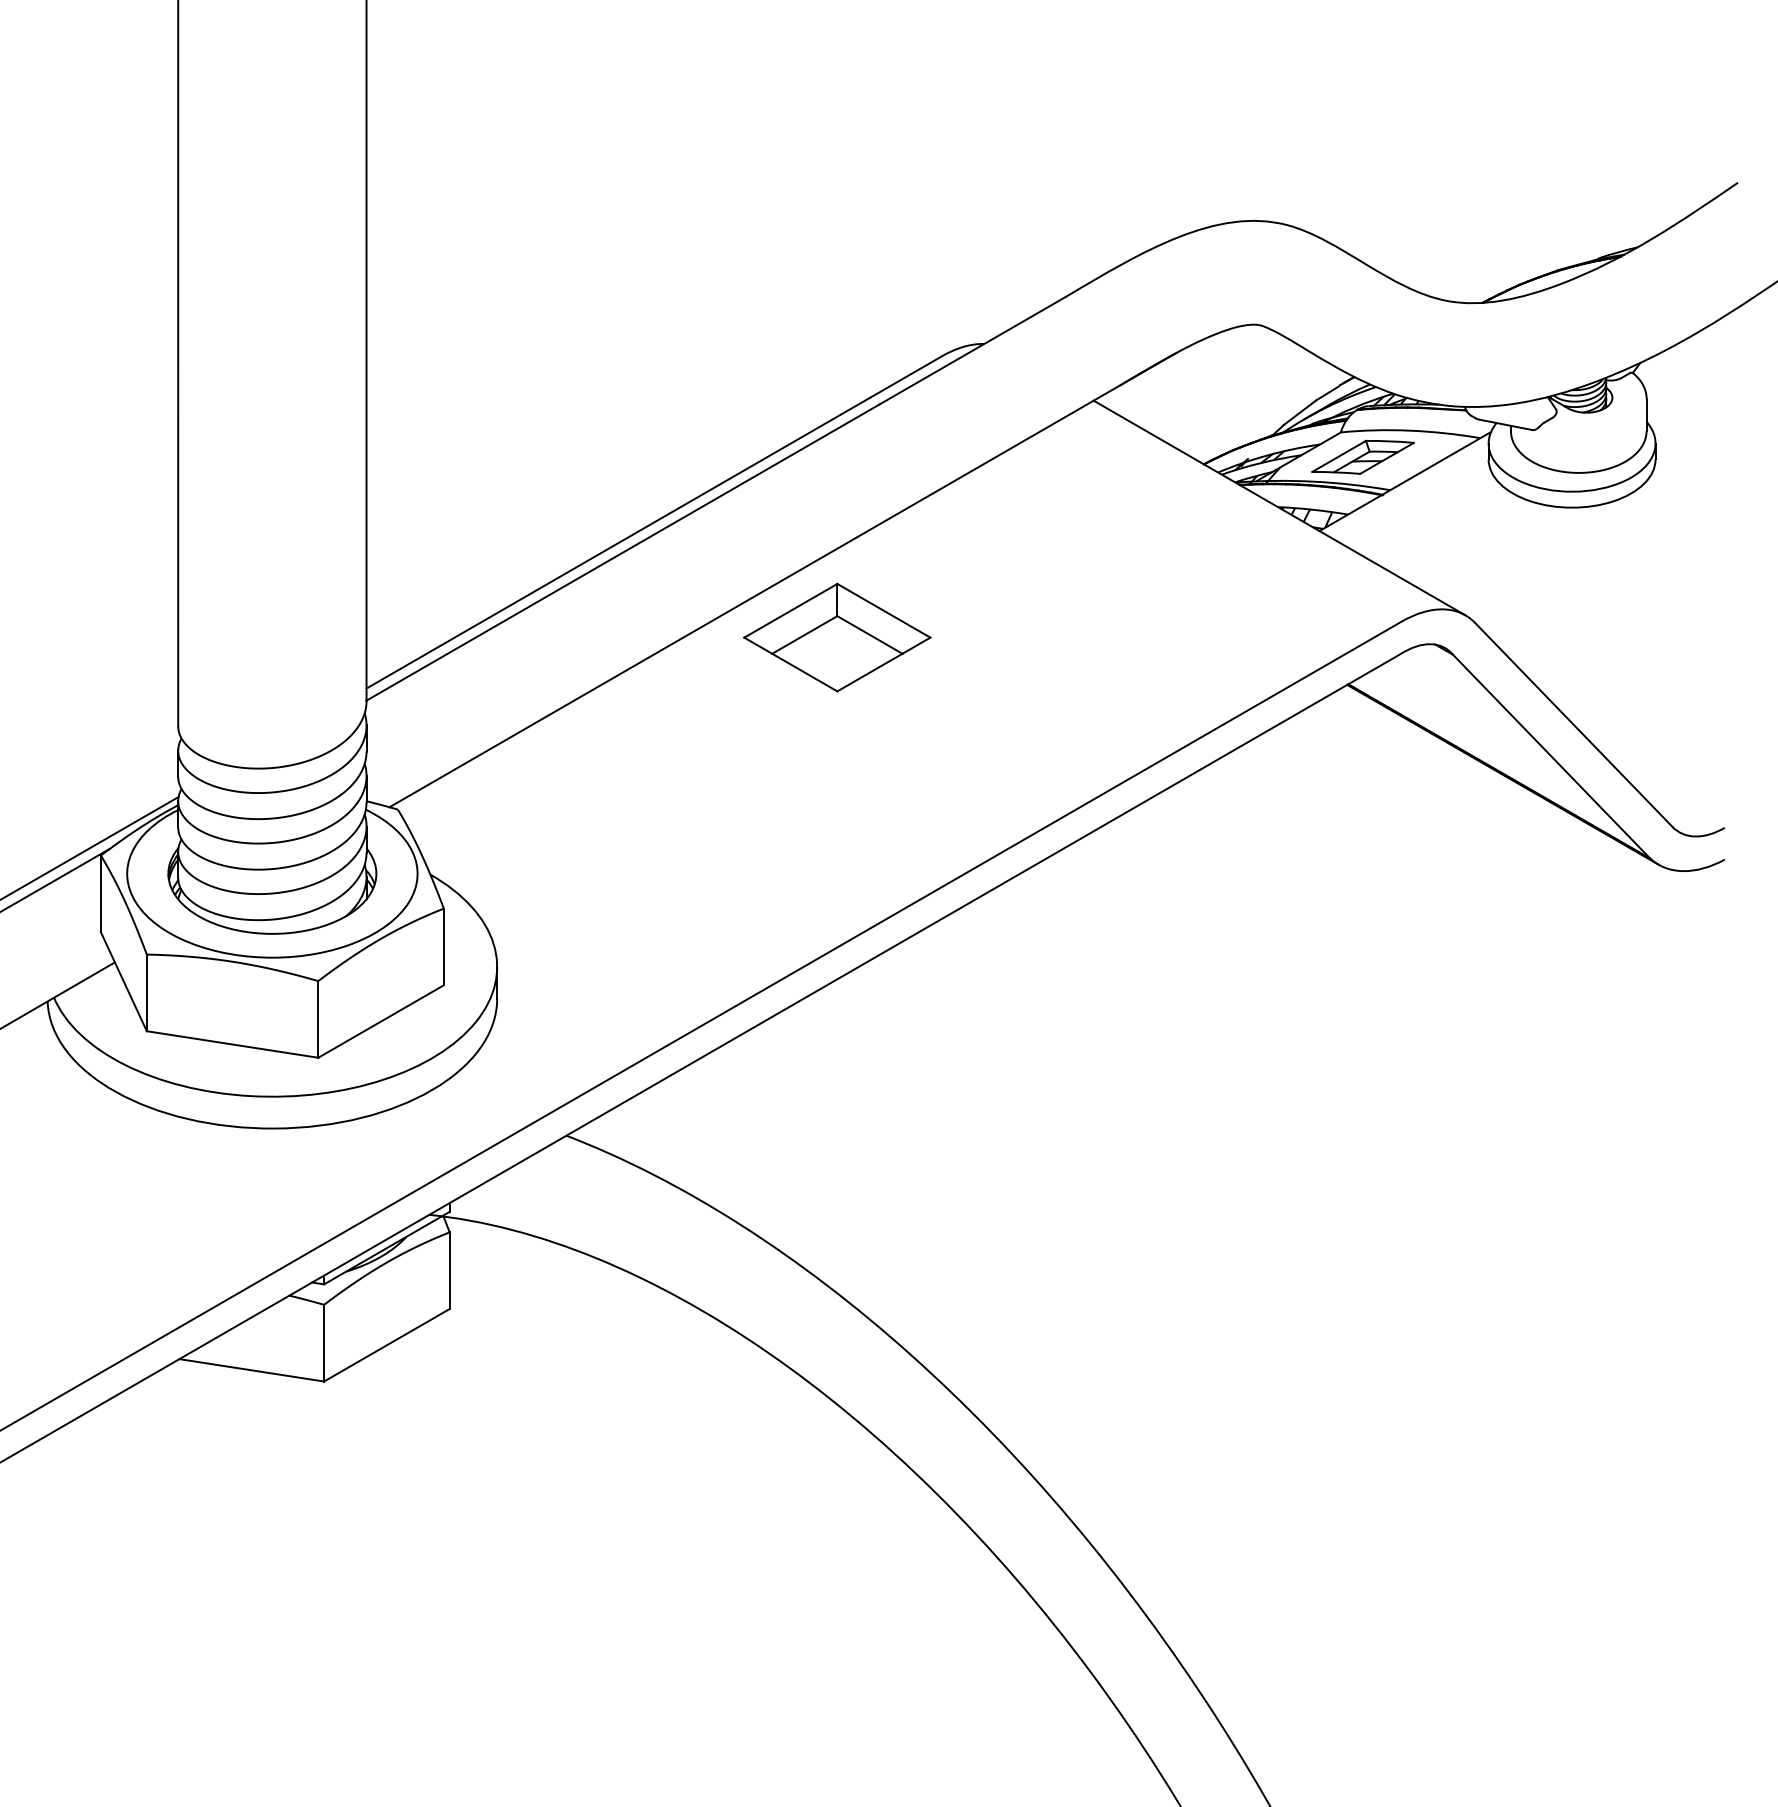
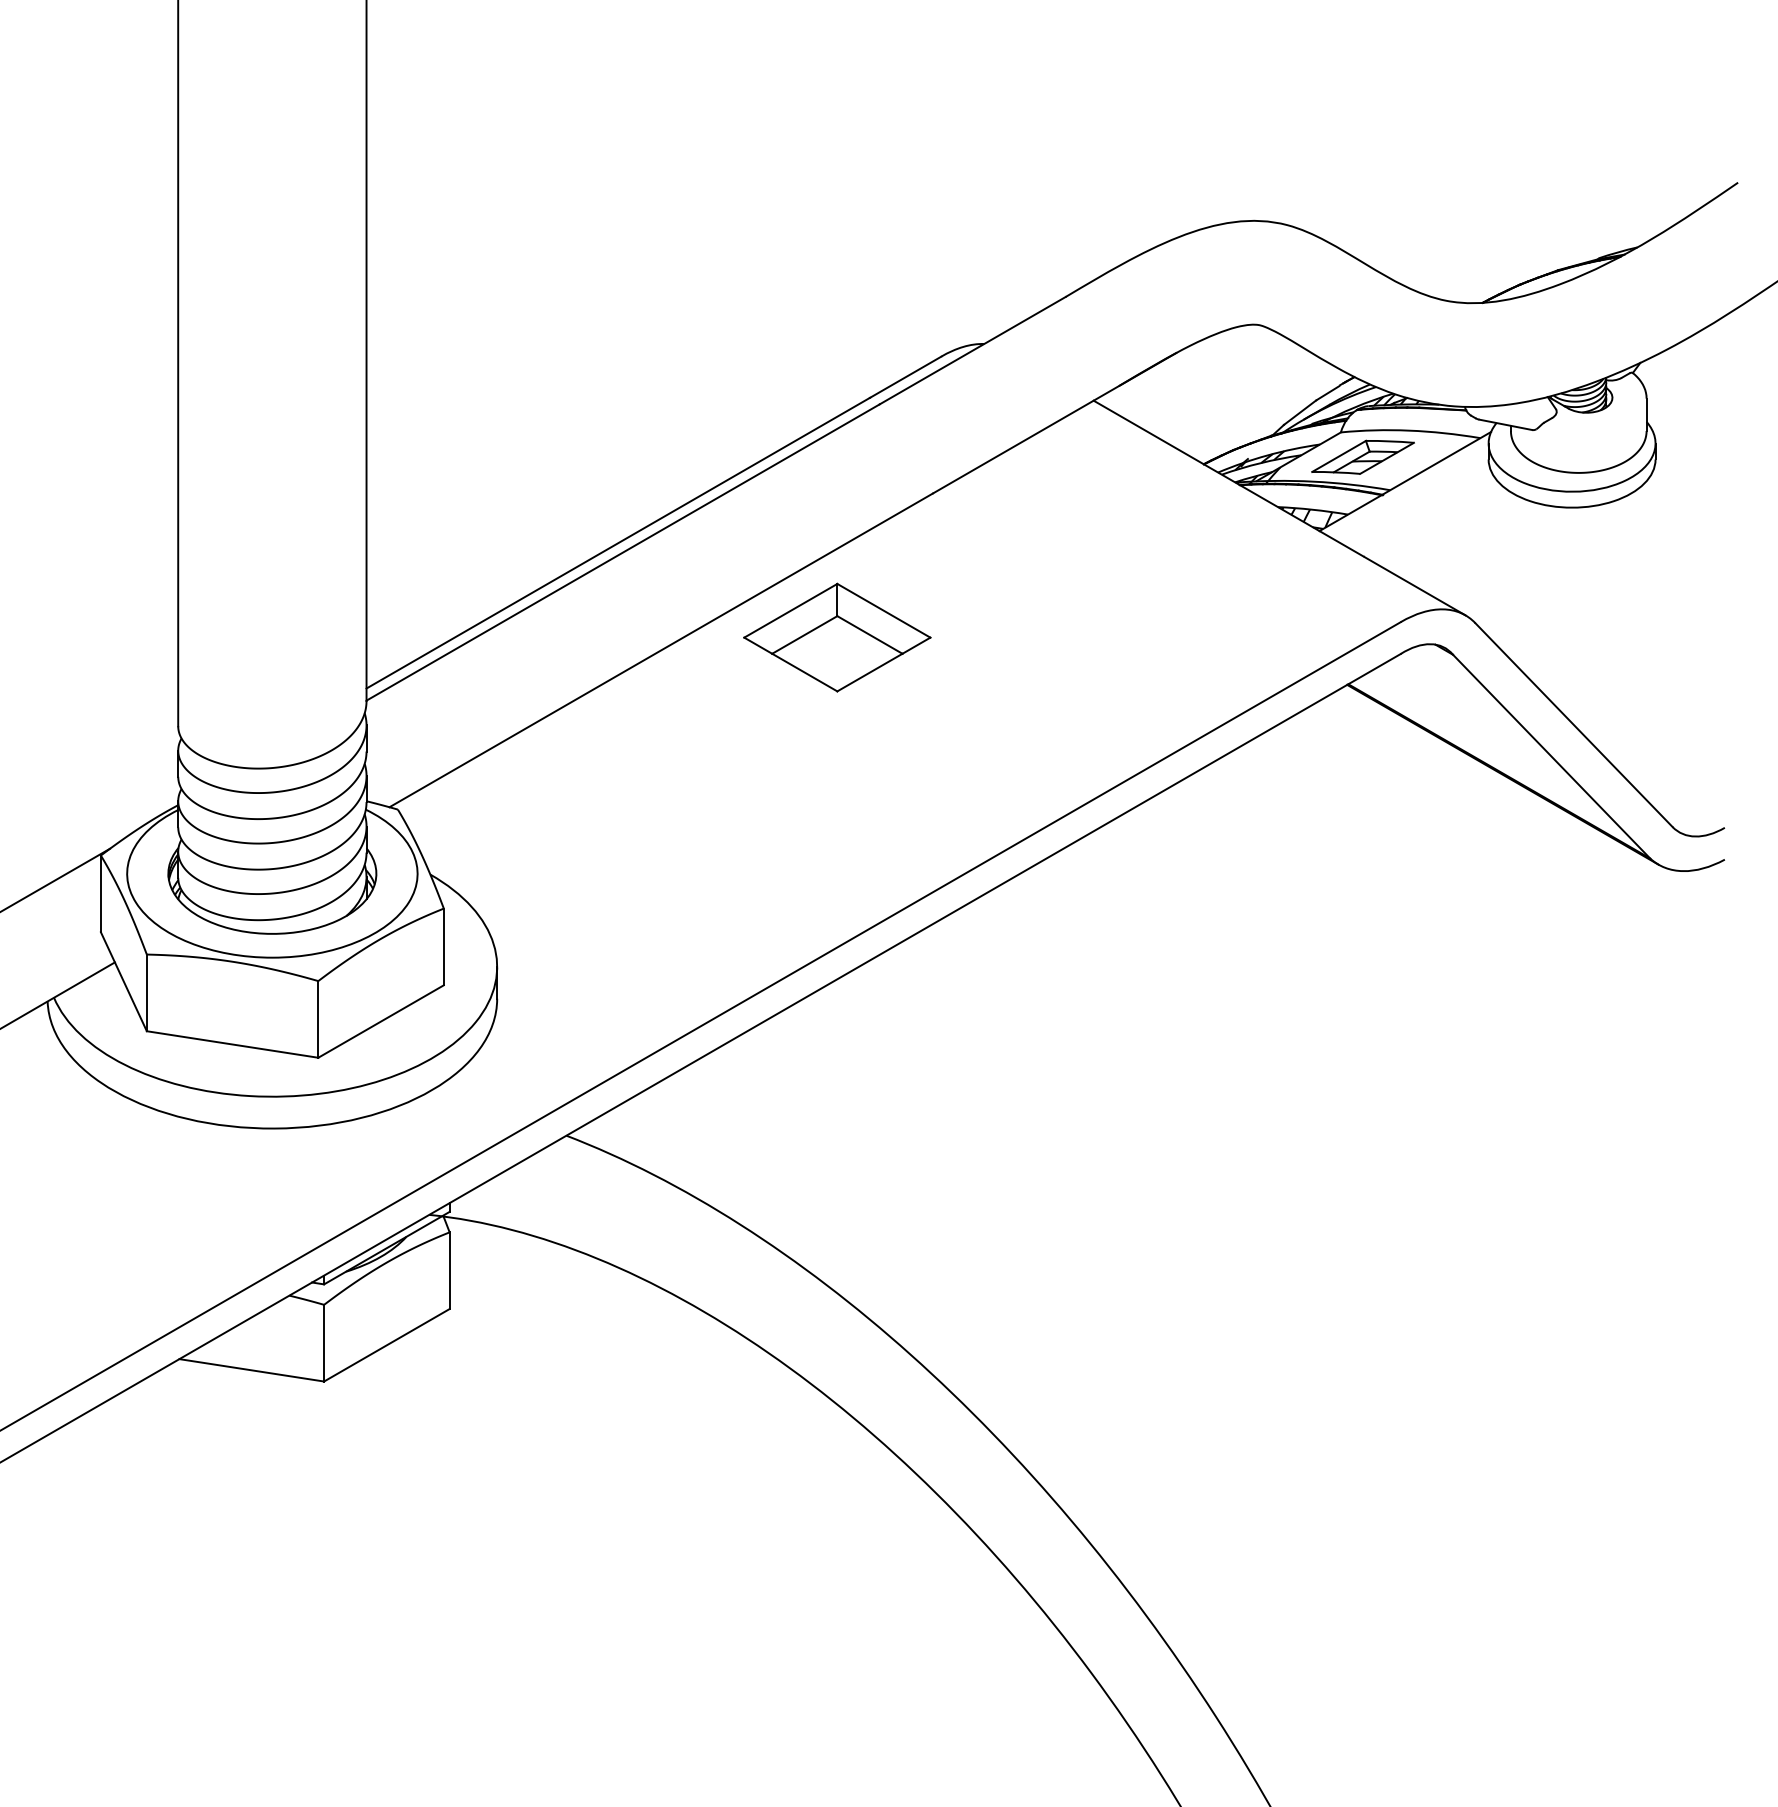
line: present -> none (90, 847)
